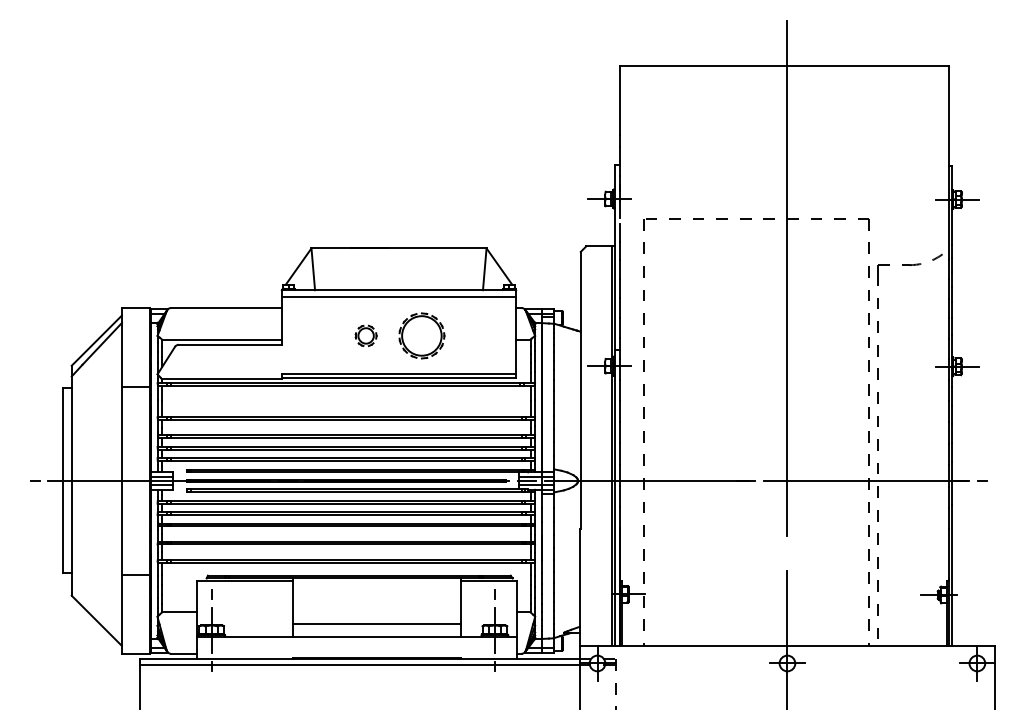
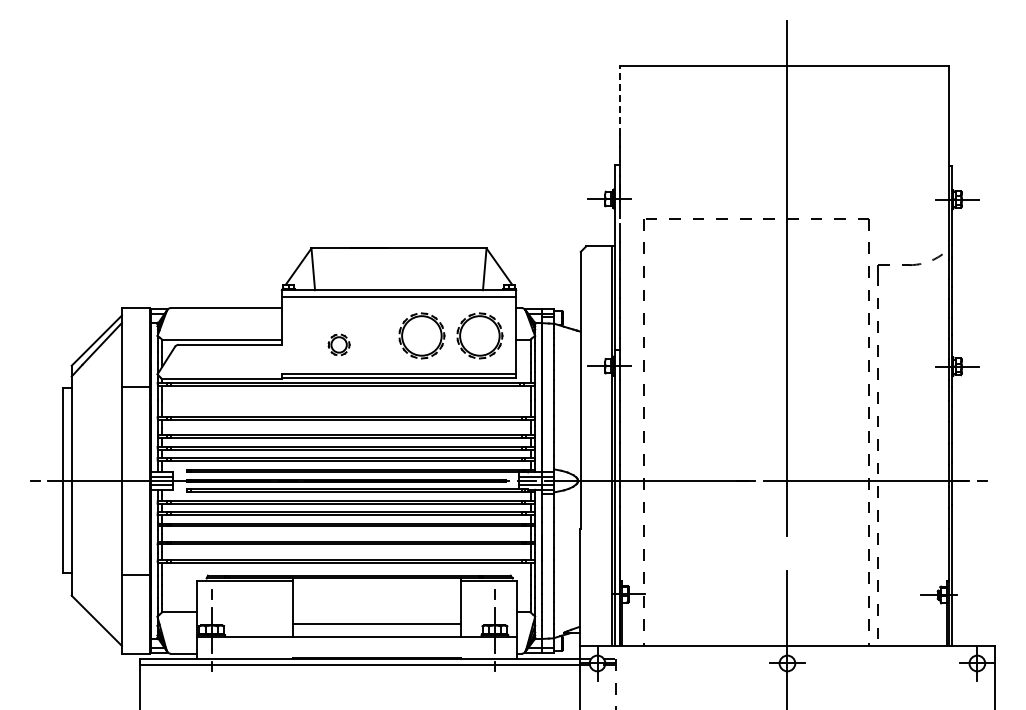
line: solid -> dashed (619, 99)
part position: (365, 335) -> (338, 344) (338, 344)
part: none -> present (479, 335)
